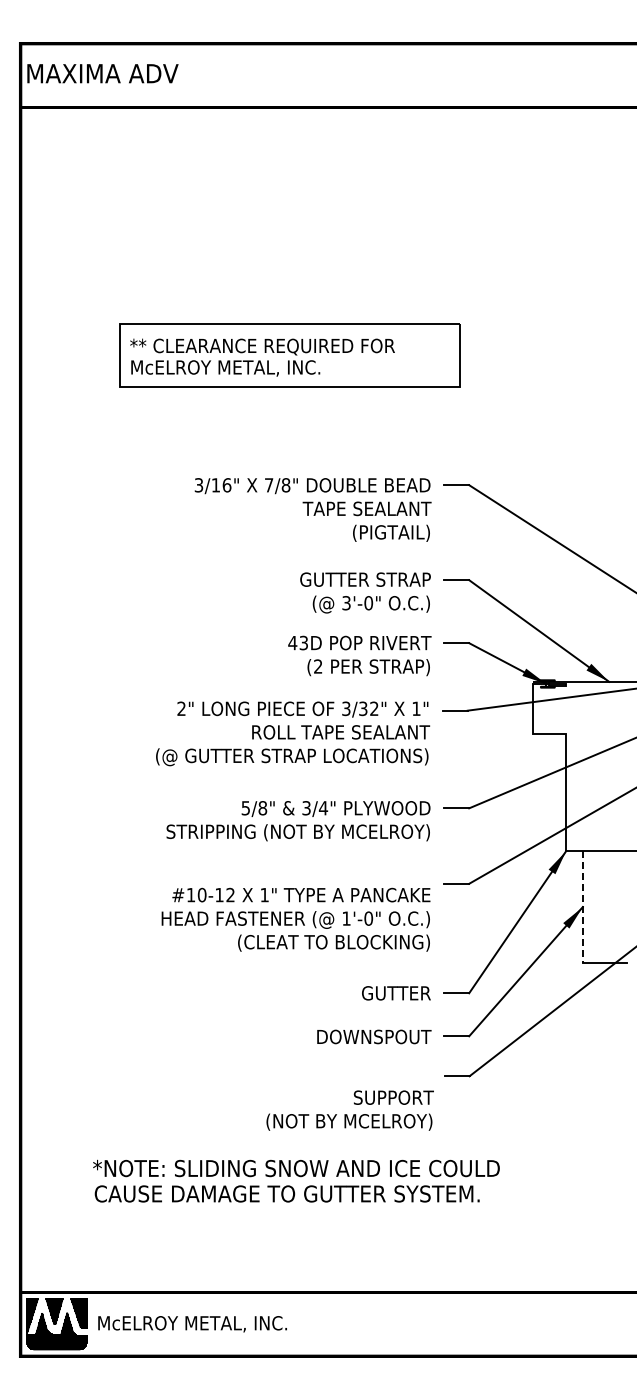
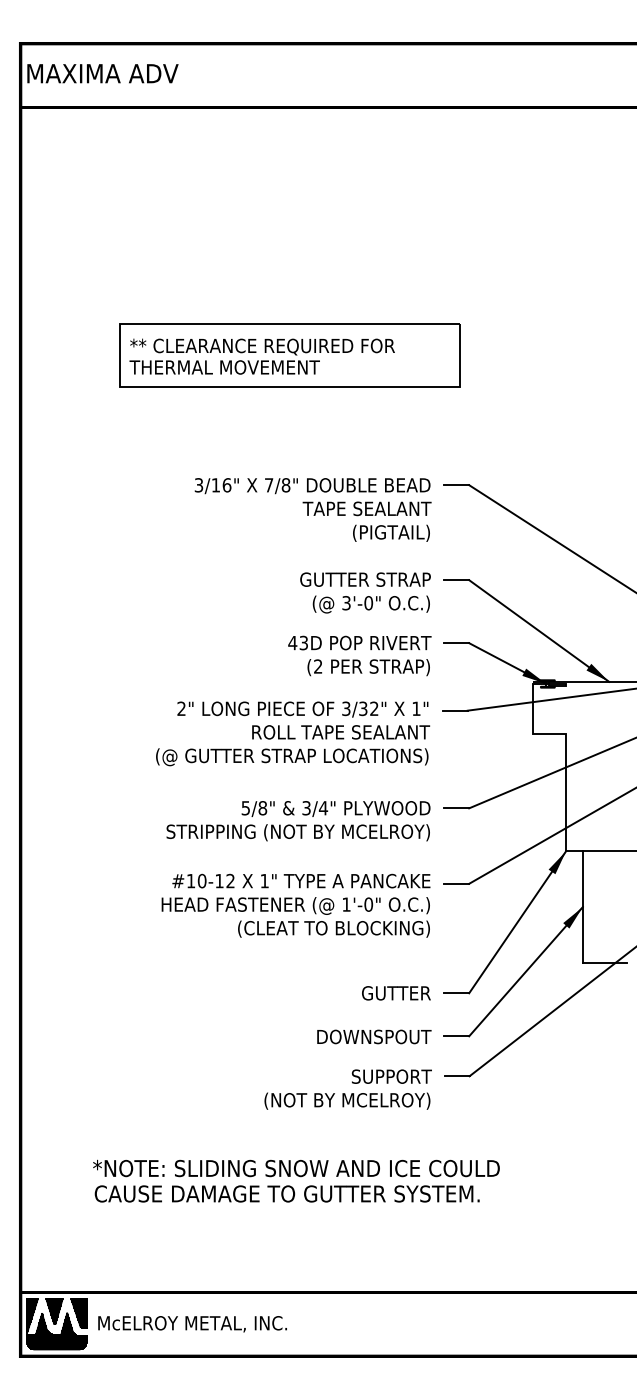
text: McELROY METAL, INC. -> THERMAL MOVEMENT (224, 368)
line: dashed -> solid (582, 907)
text position: (295, 919) -> (295, 905) (295, 905)
text position: (349, 1110) -> (347, 1089) (347, 1089)
